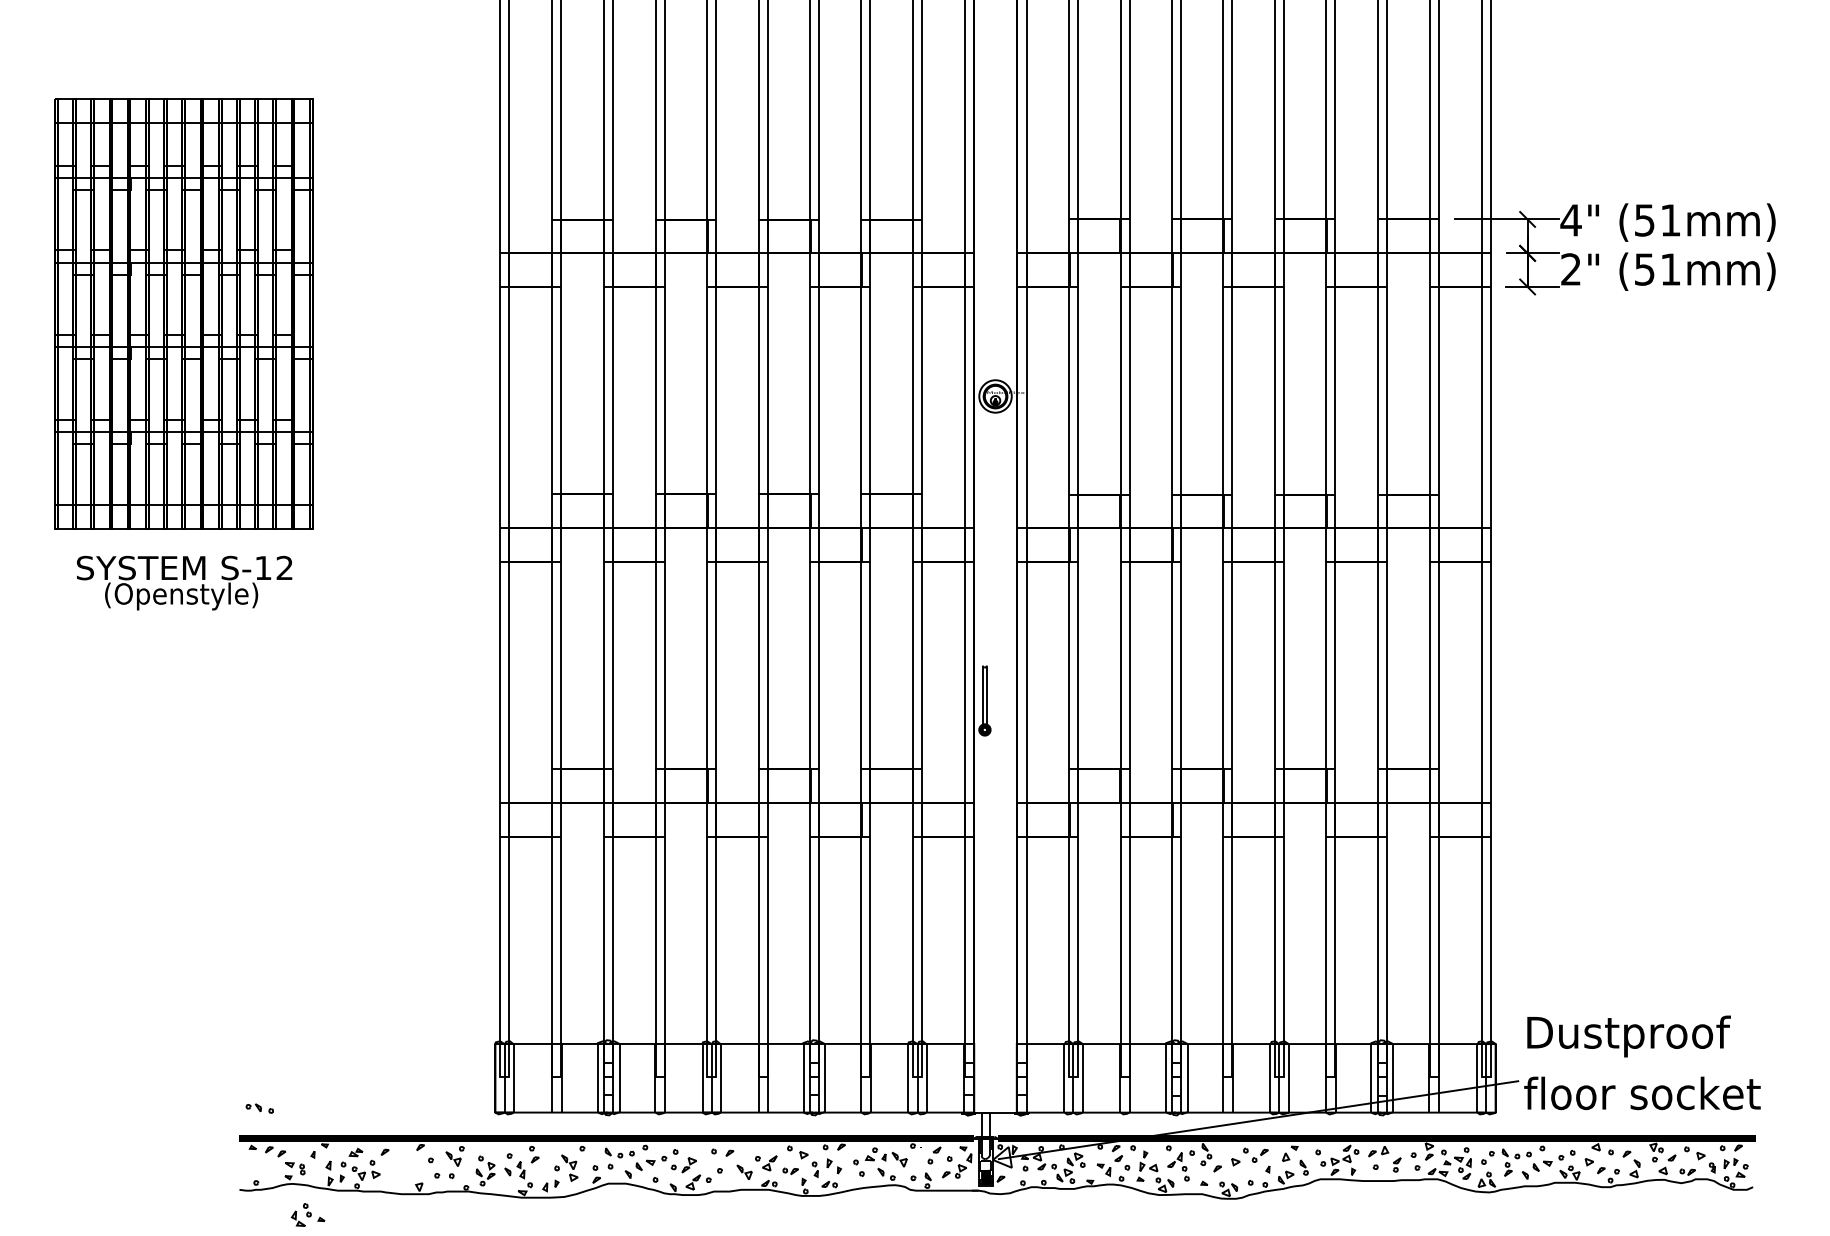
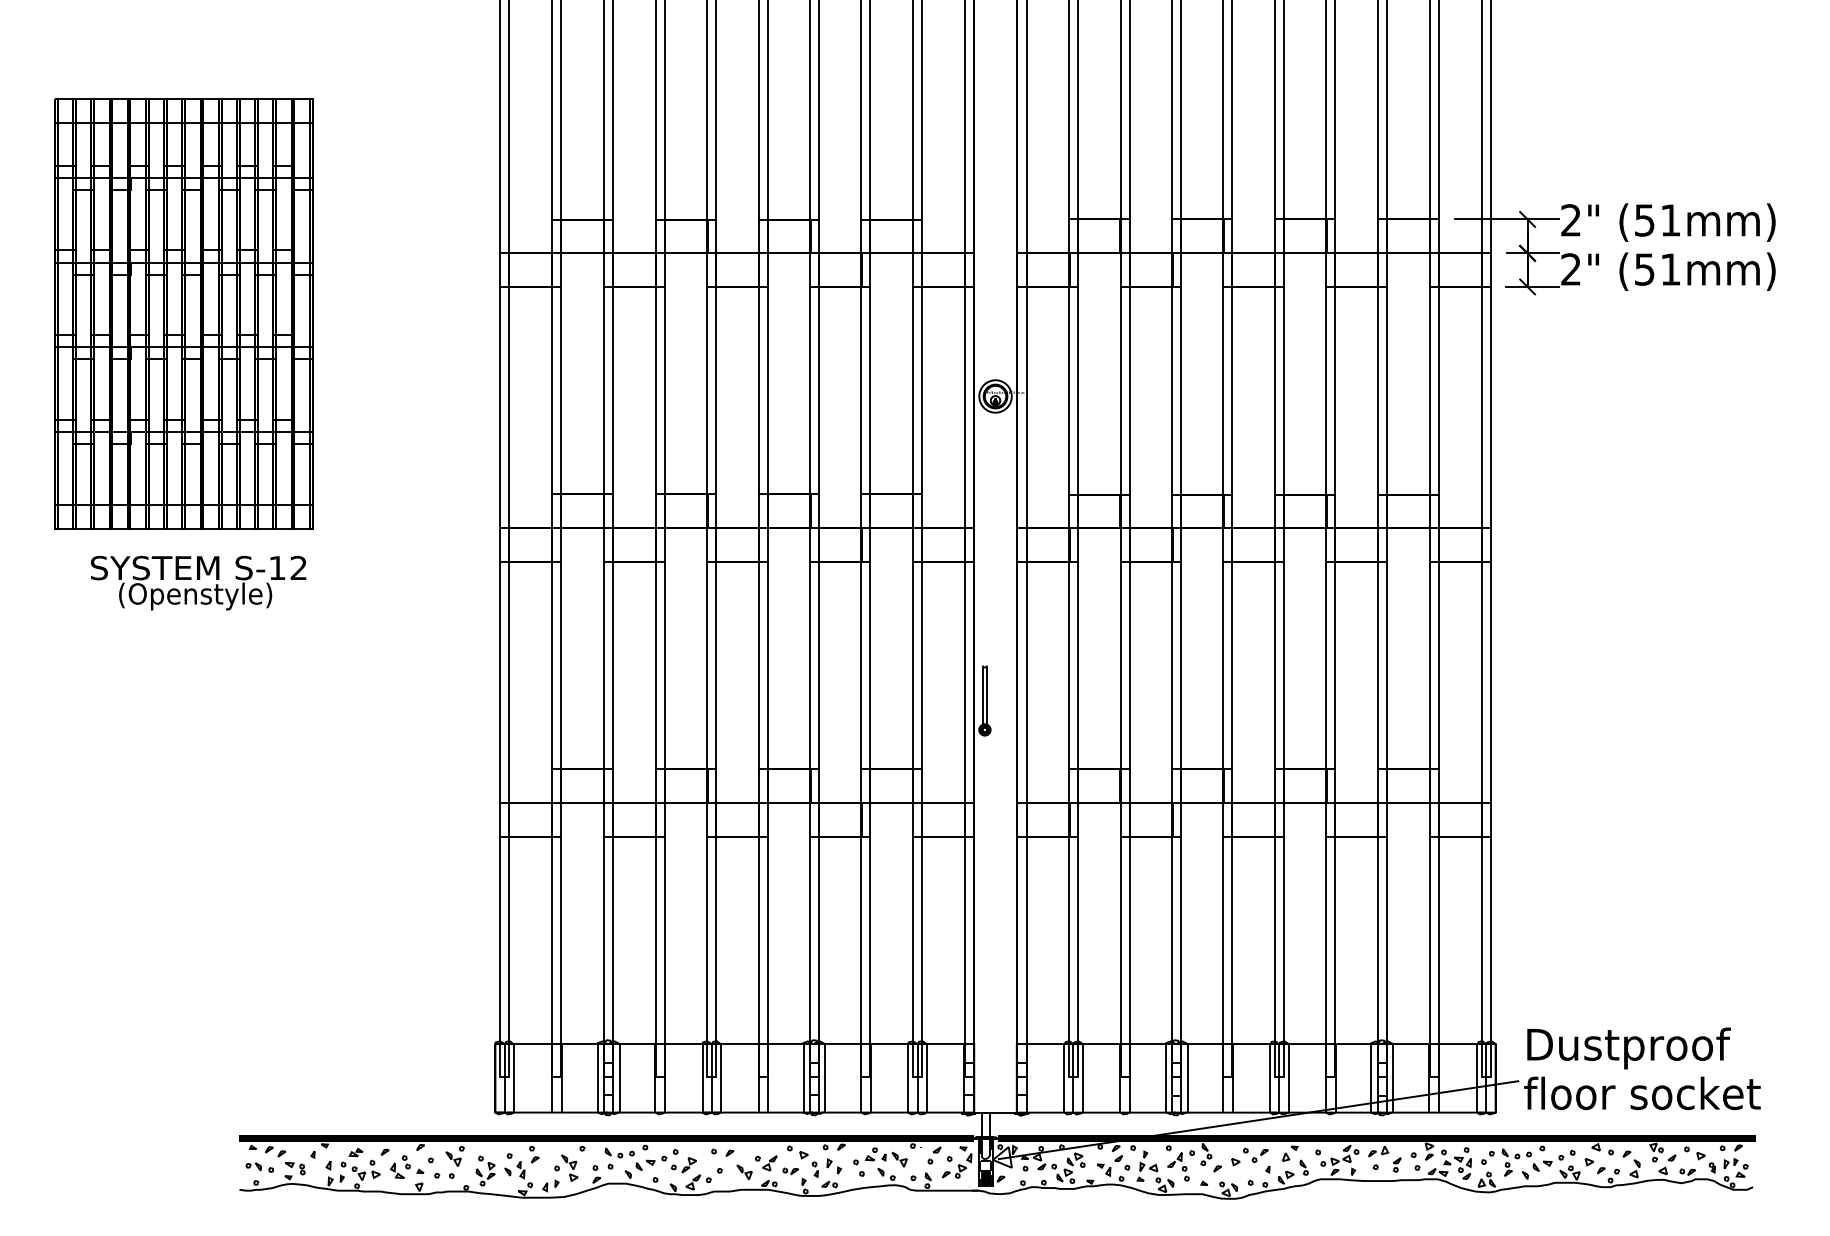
text: 4" -> 2" (1570, 220)
text position: (184, 582) -> (198, 582) (198, 582)
text position: (1628, 1036) -> (1628, 1048) (1628, 1048)
part position: (259, 1108) -> (259, 1167) (259, 1167)
part position: (307, 1214) -> (406, 1166) (406, 1166)
